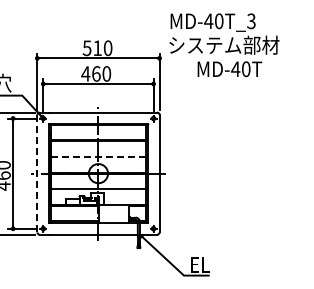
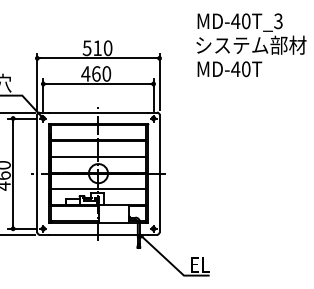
text position: (224, 33) -> (251, 33) (251, 33)
line: dashed -> solid (99, 156)
line: dashed -> solid (37, 173)
